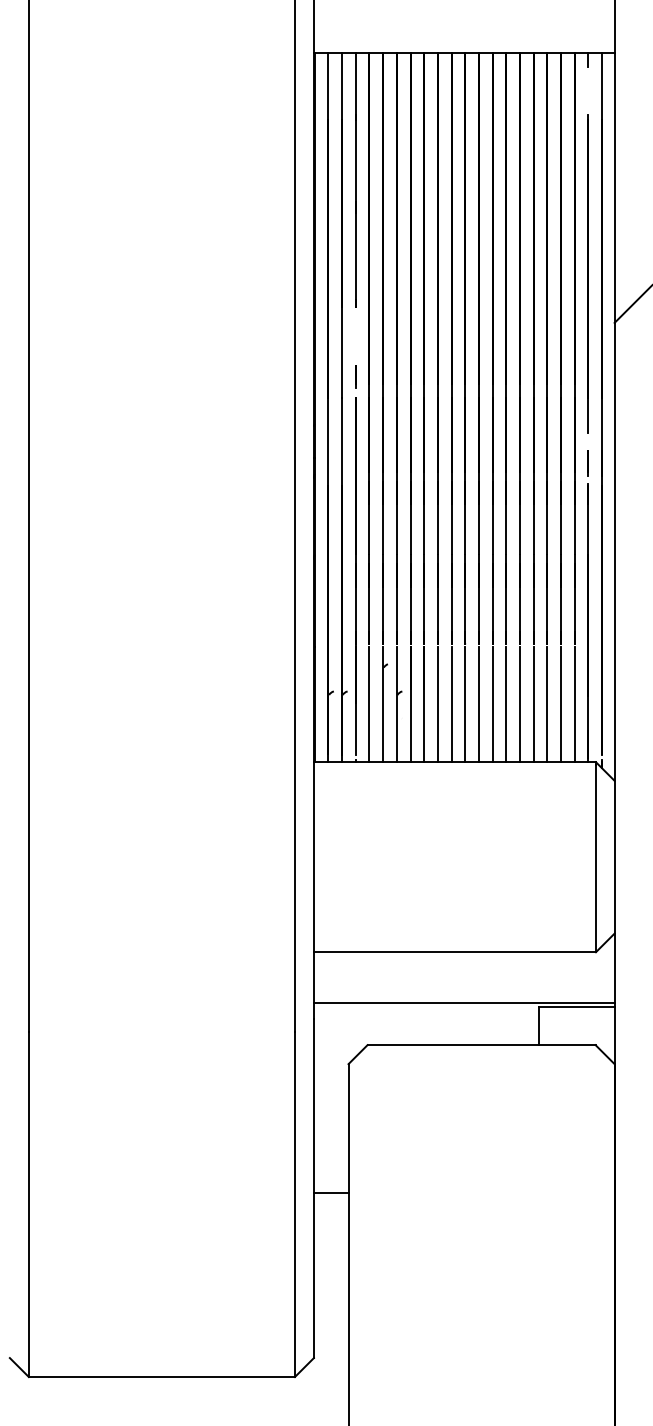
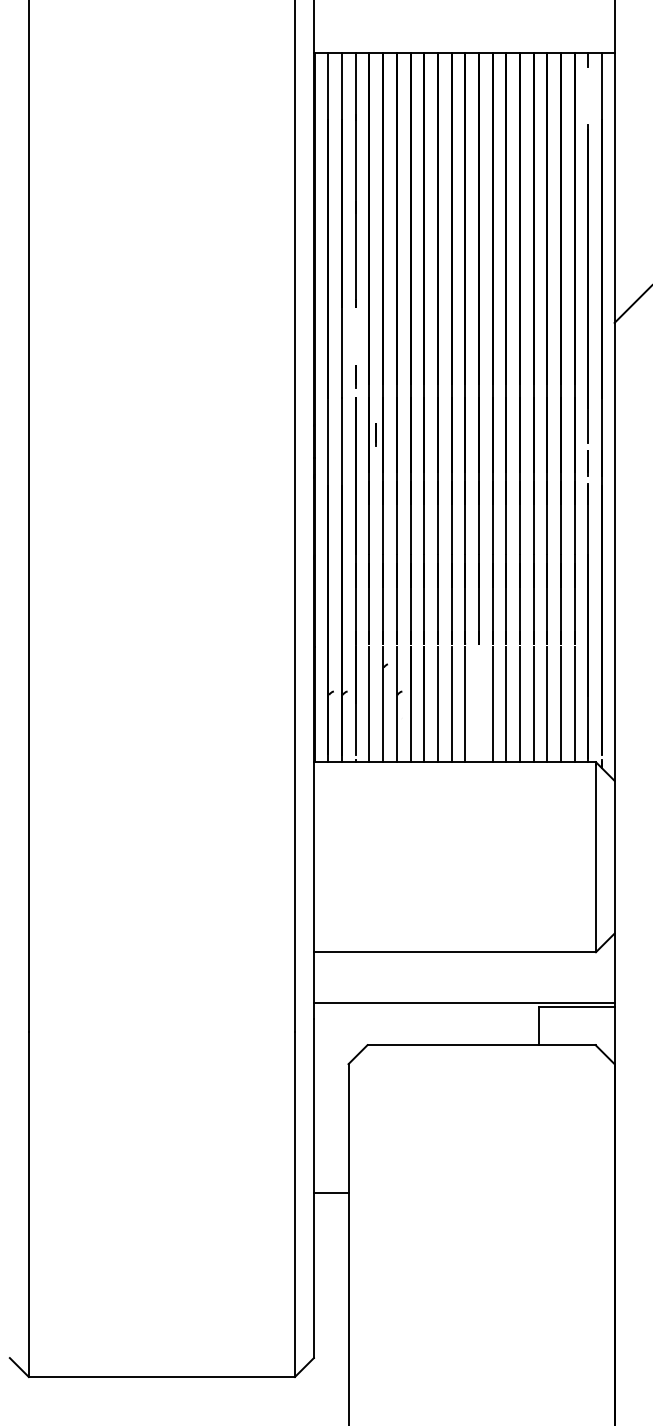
line position: (587, 273) -> (587, 283) (587, 283)
line: none -> present (375, 434)
line: present -> none (478, 704)
